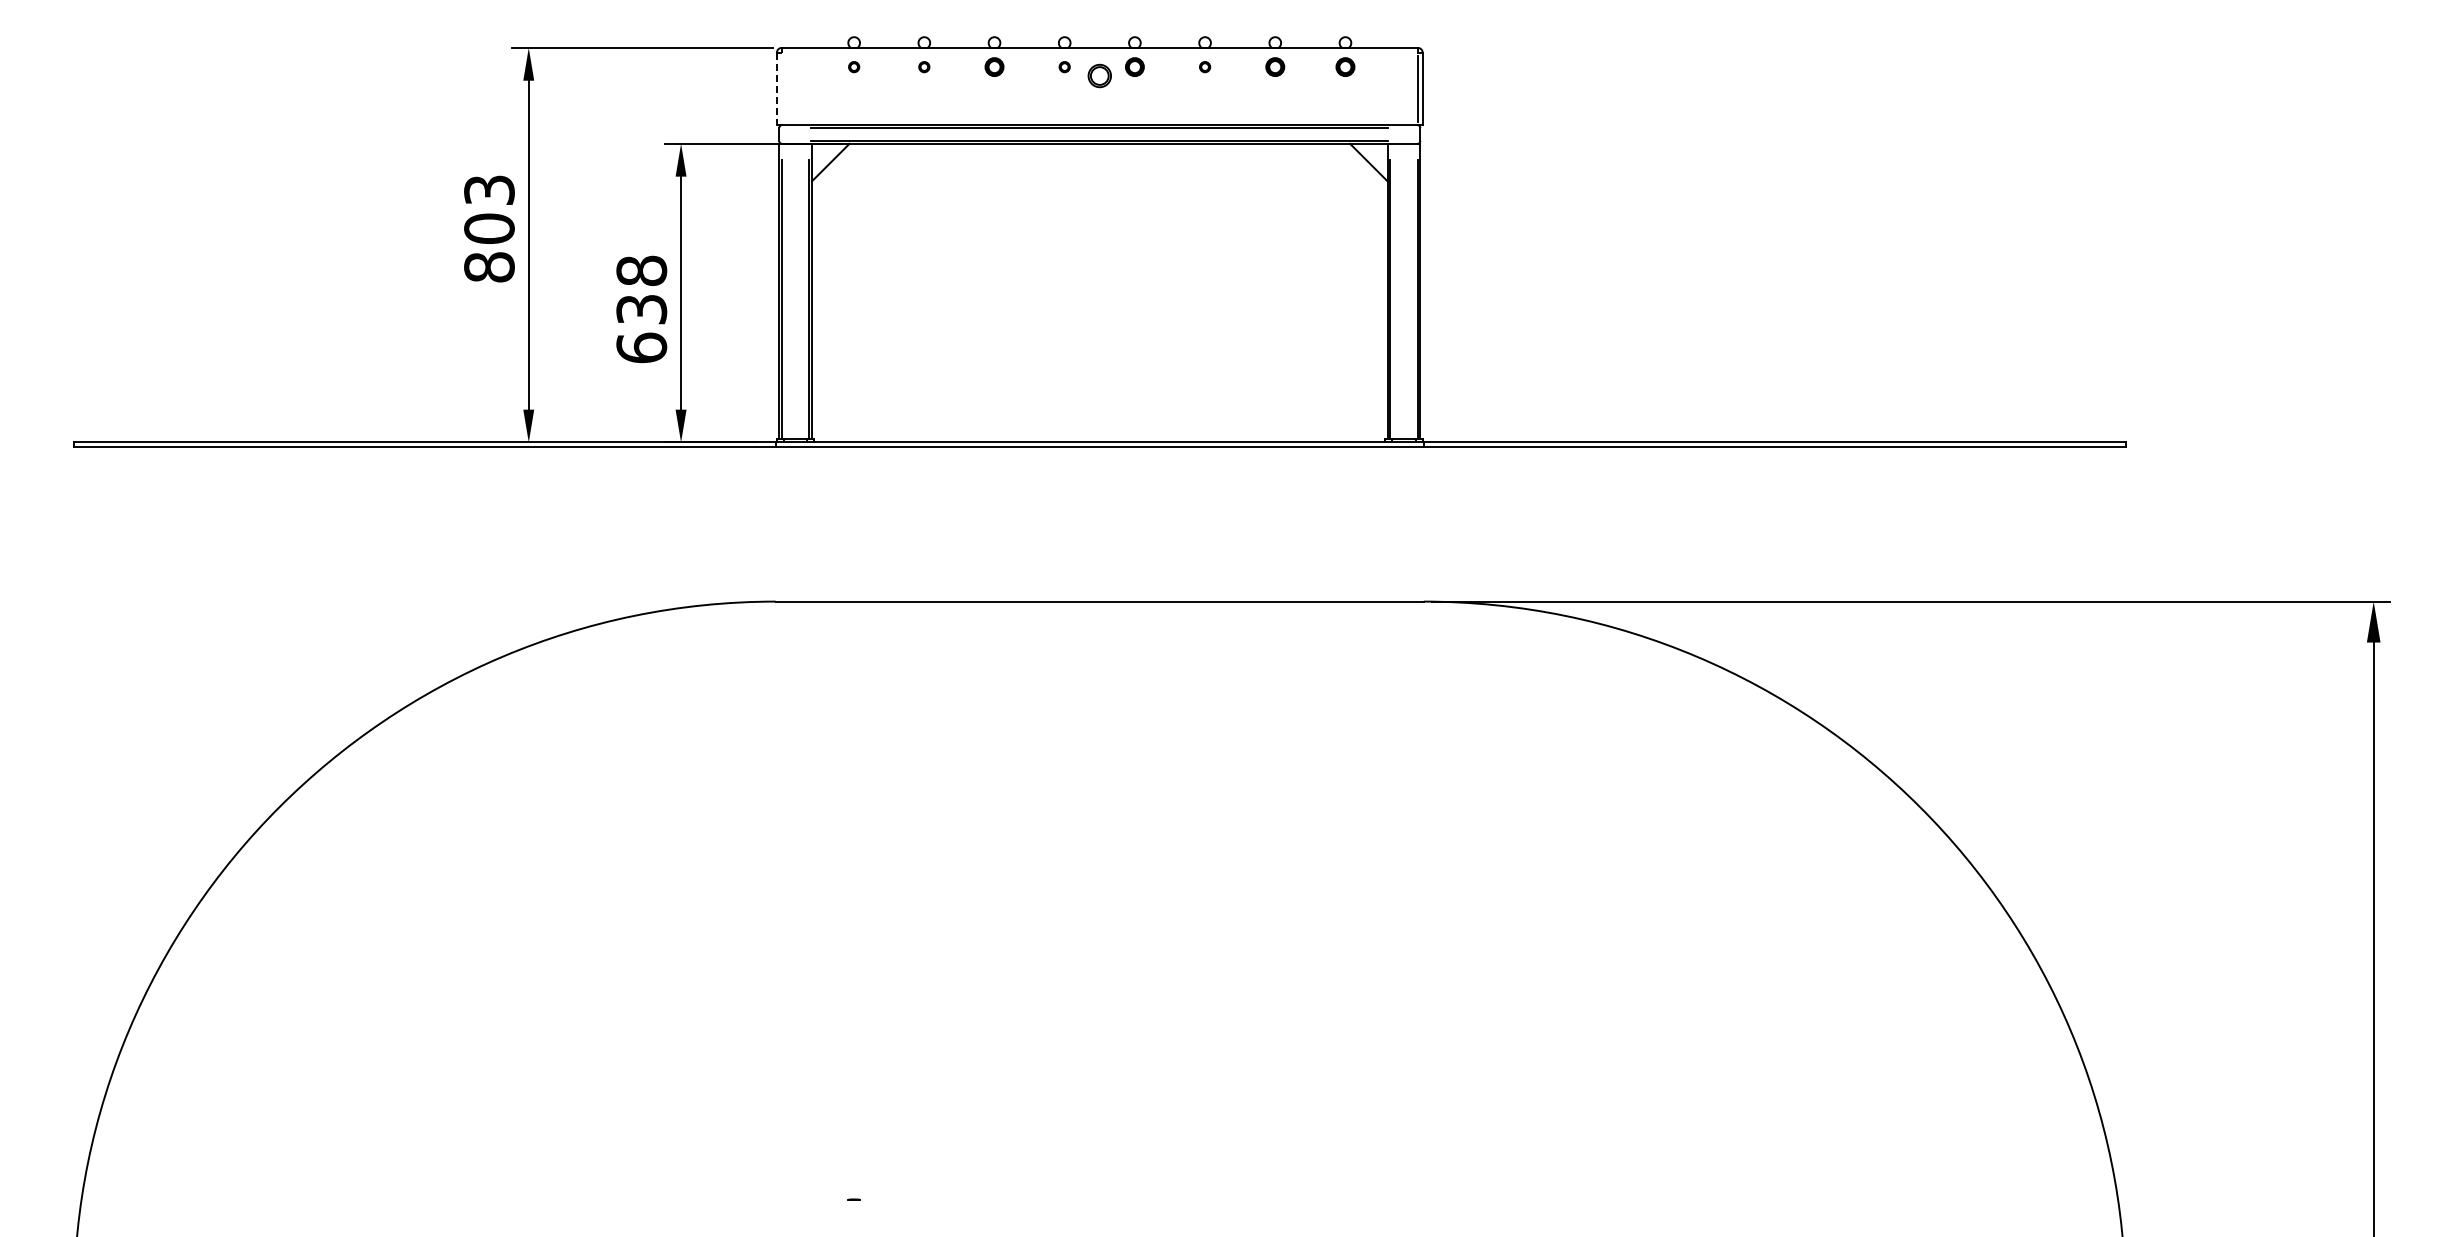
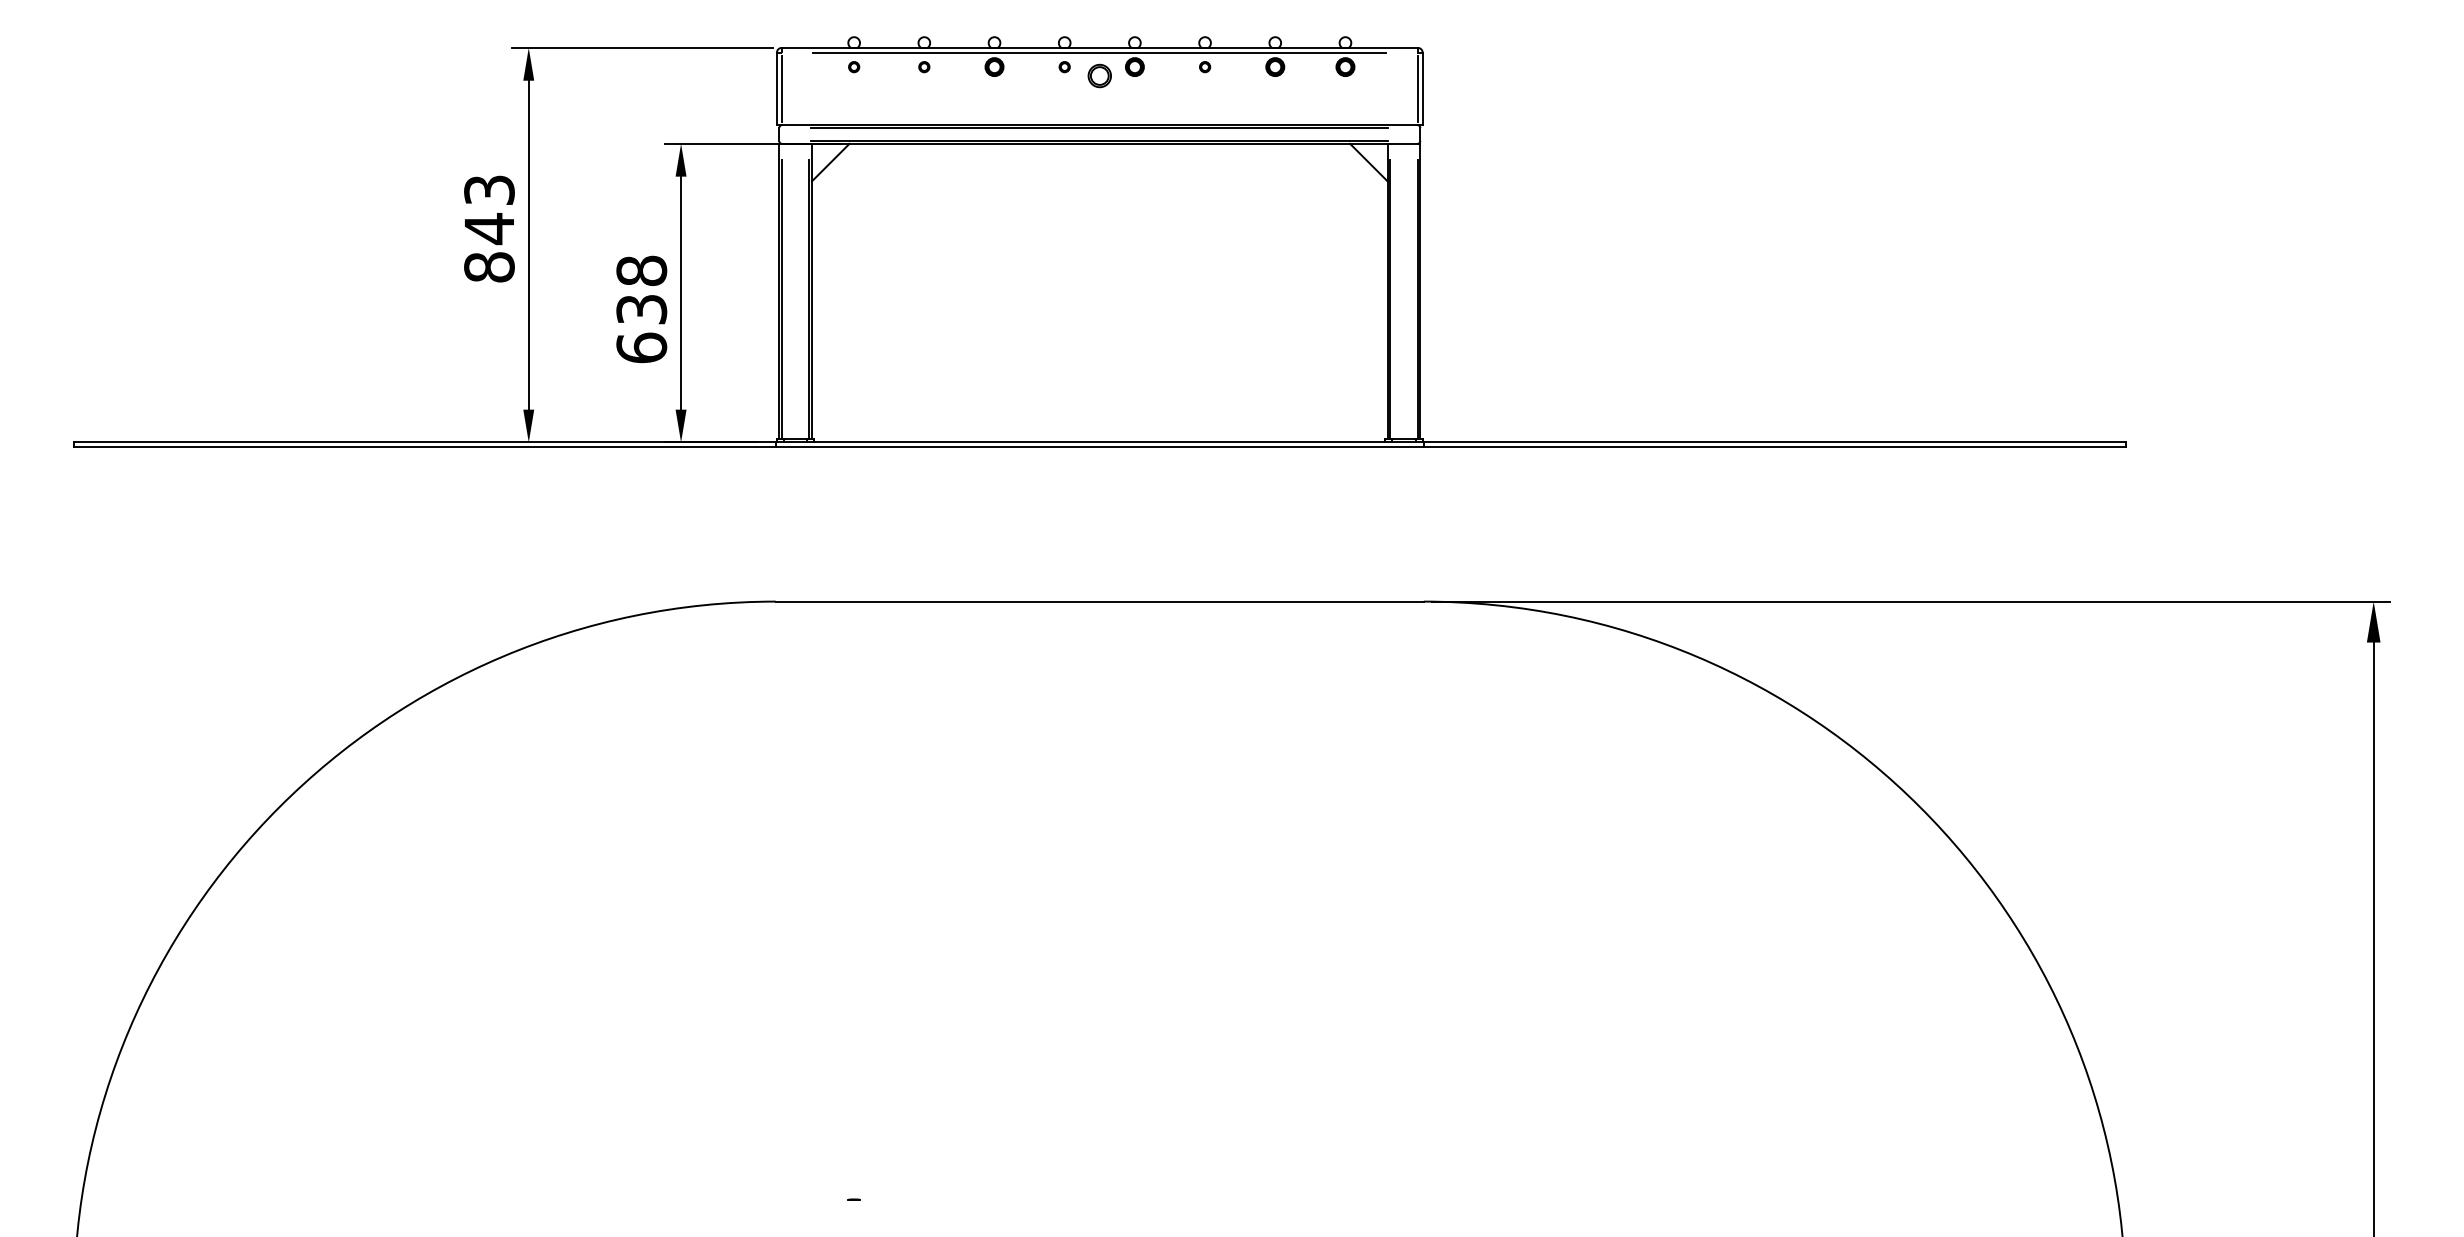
line: none -> present (1099, 52)
line: none -> present (781, 88)
line: dashed -> solid (776, 89)
text: 803 -> 843 (489, 229)
